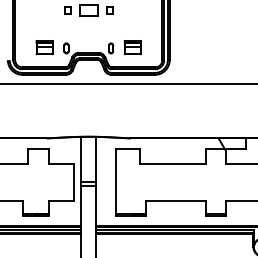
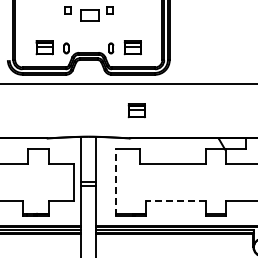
part position: (88, 10) -> (89, 15) (89, 15)
part: none -> present (136, 110)
line: solid -> dashed (116, 182)
line: solid -> dashed (175, 201)
